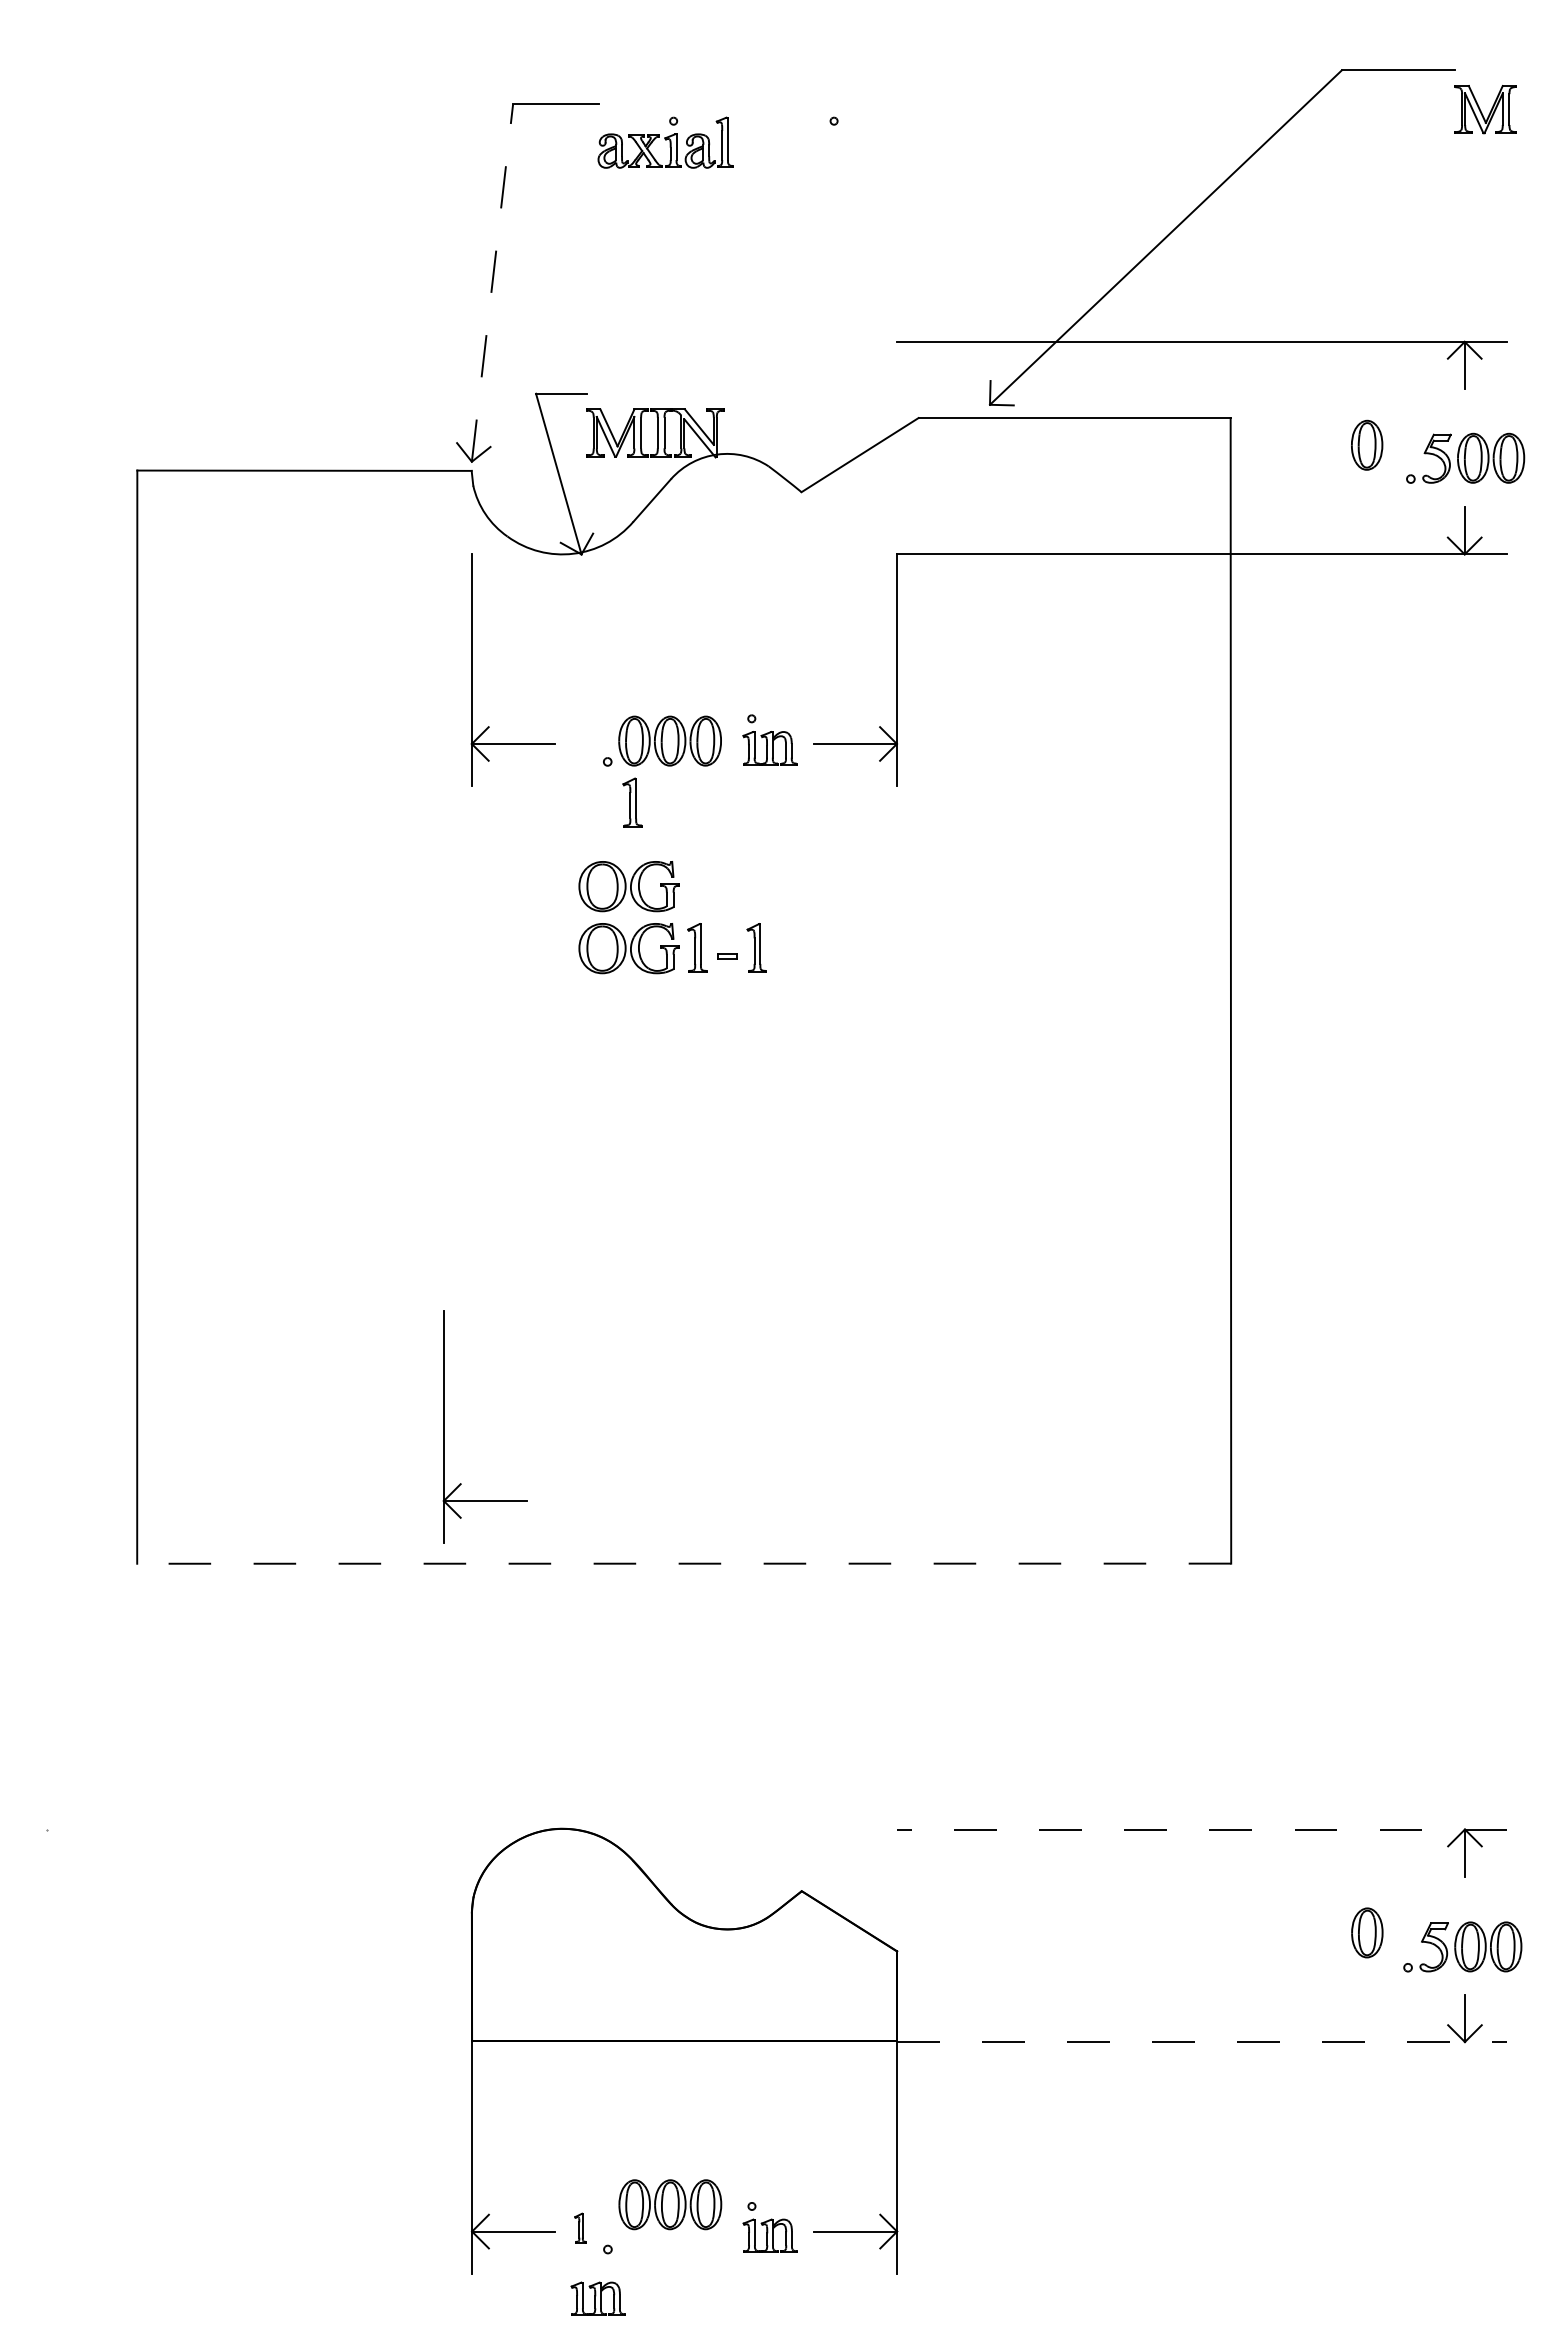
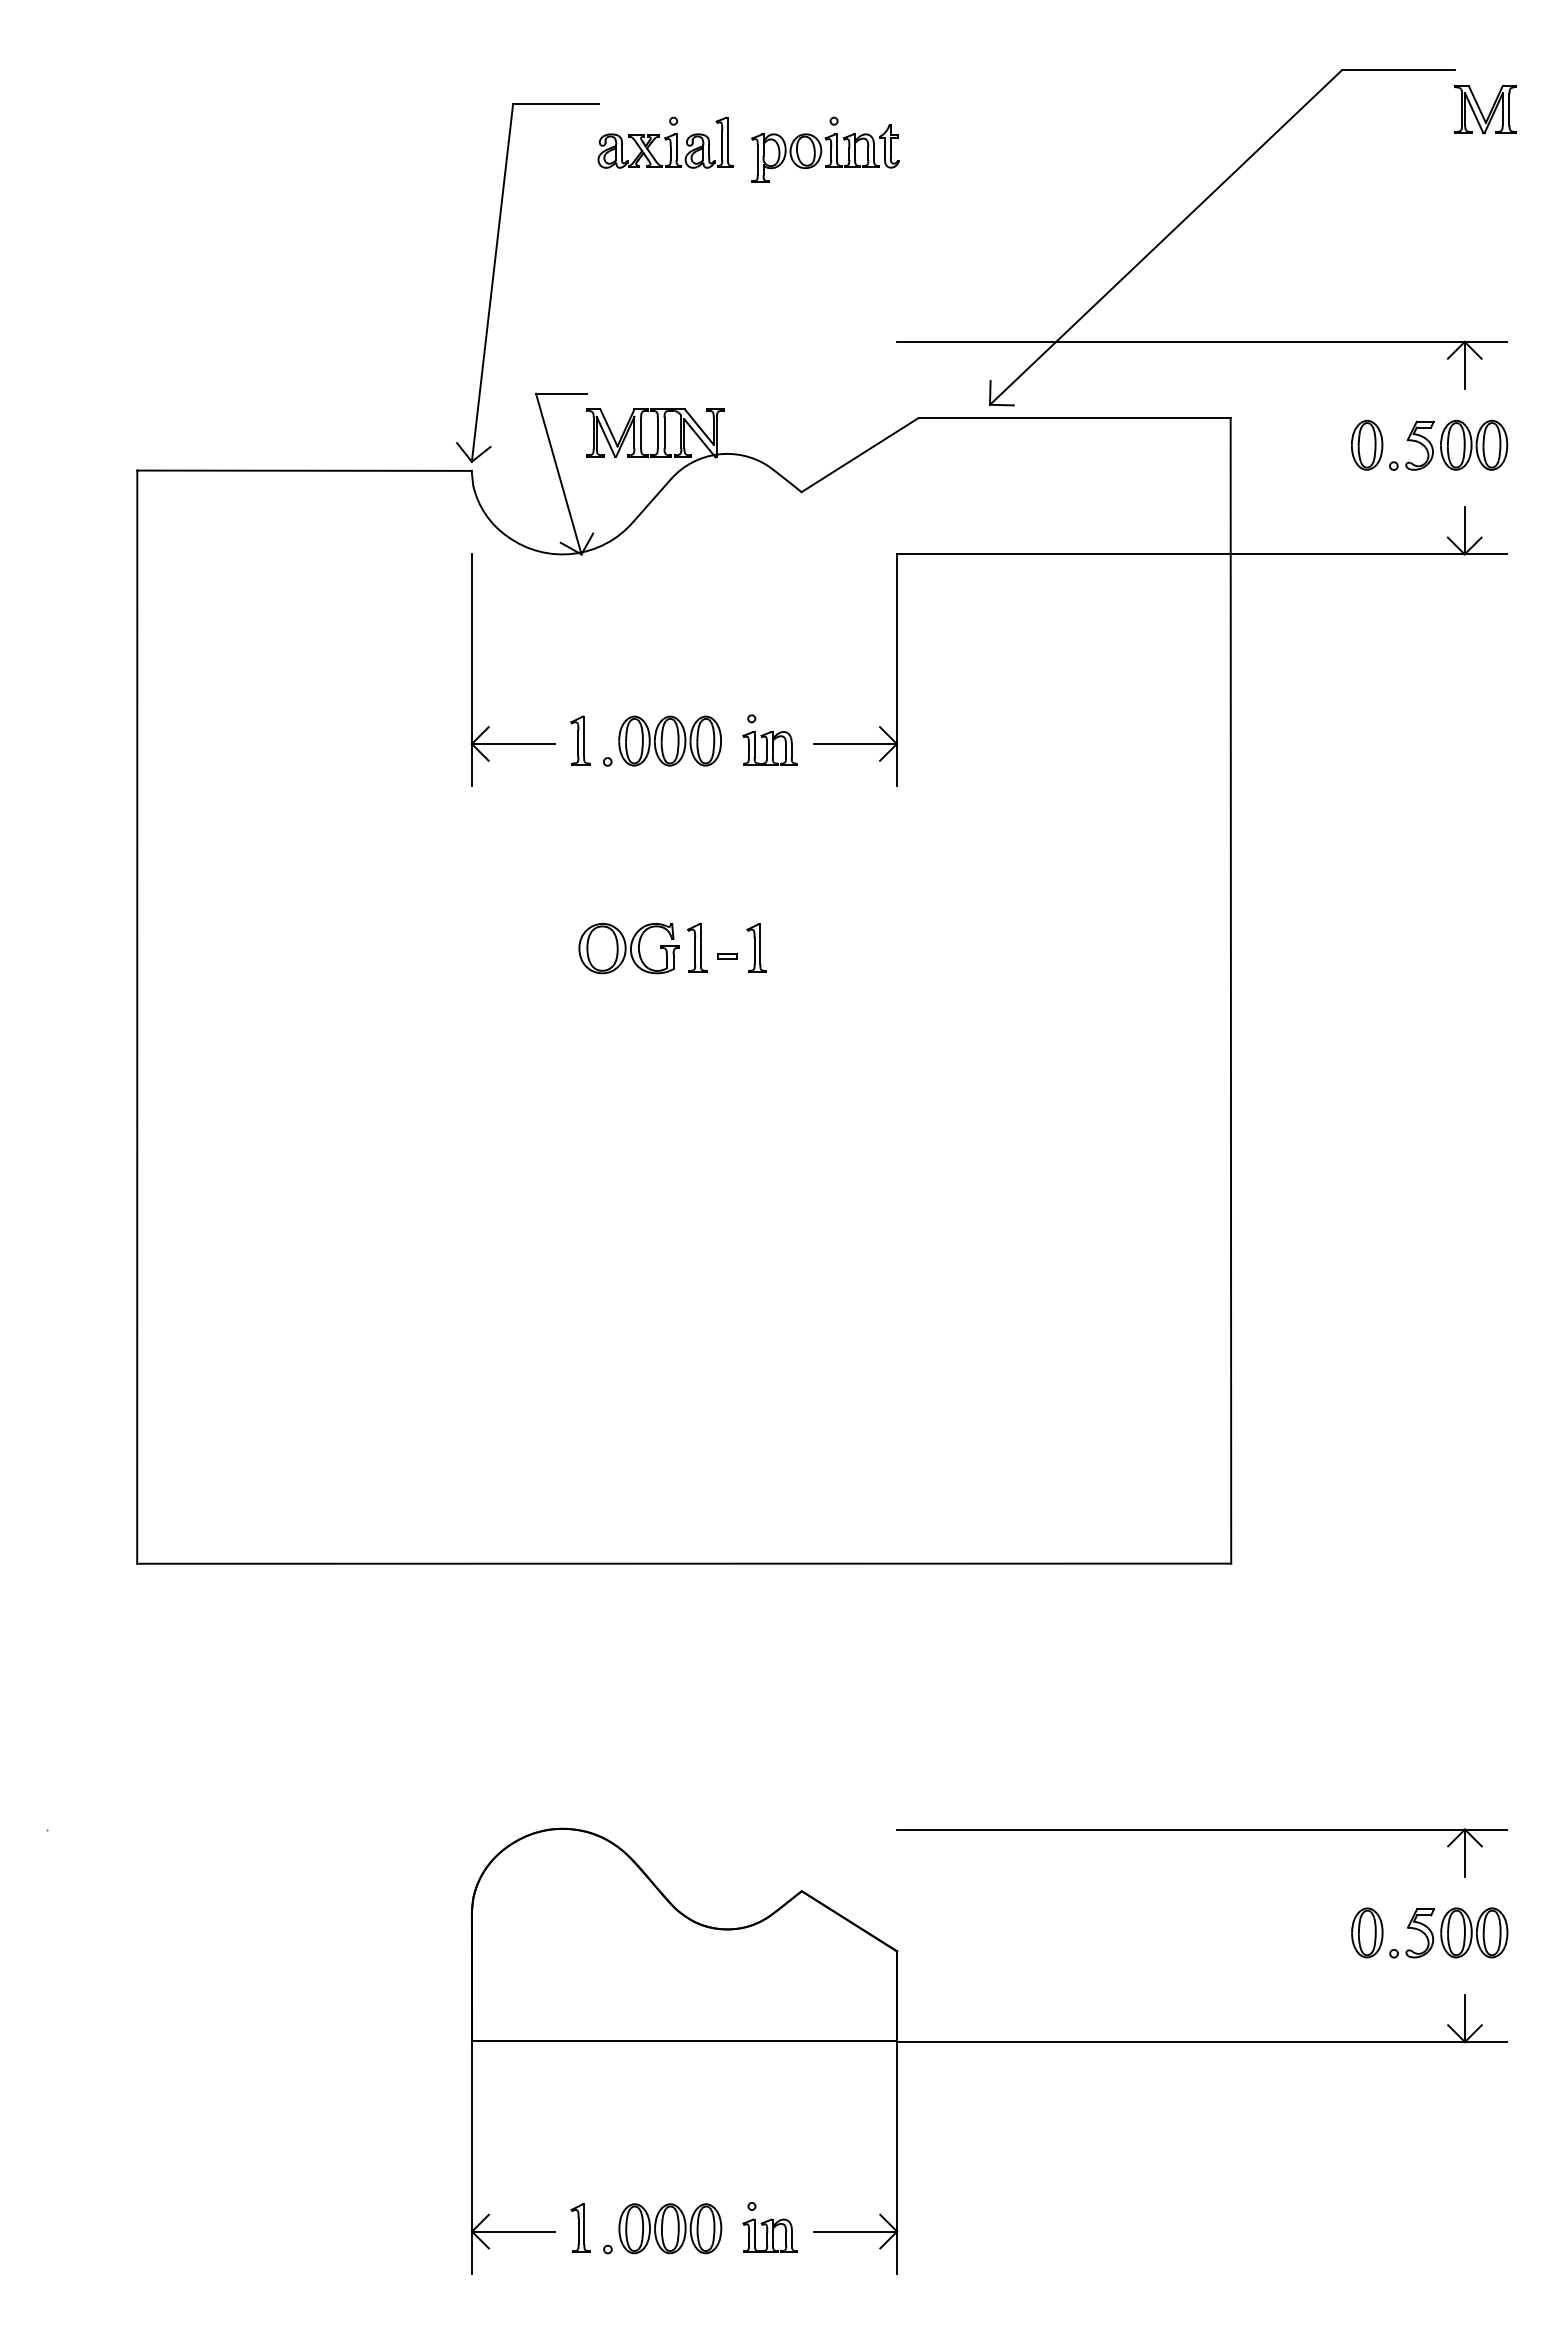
part: none -> present (825, 153)
line: dashed -> solid (492, 283)
part position: (1465, 457) -> (1448, 444) (1448, 444)
part position: (632, 802) -> (580, 740) (580, 740)
part: present -> none (628, 886)
part: present -> none (444, 1426)
line: dashed -> solid (684, 1563)
line: dashed -> solid (1202, 1829)
part position: (1462, 1946) -> (1448, 1932) (1448, 1932)
line: dashed -> solid (1202, 2042)
part position: (670, 2204) -> (670, 2228) (670, 2228)
part size: 13x32 px -> 21x50 px (580, 2227)
part: present -> none (597, 2298)
